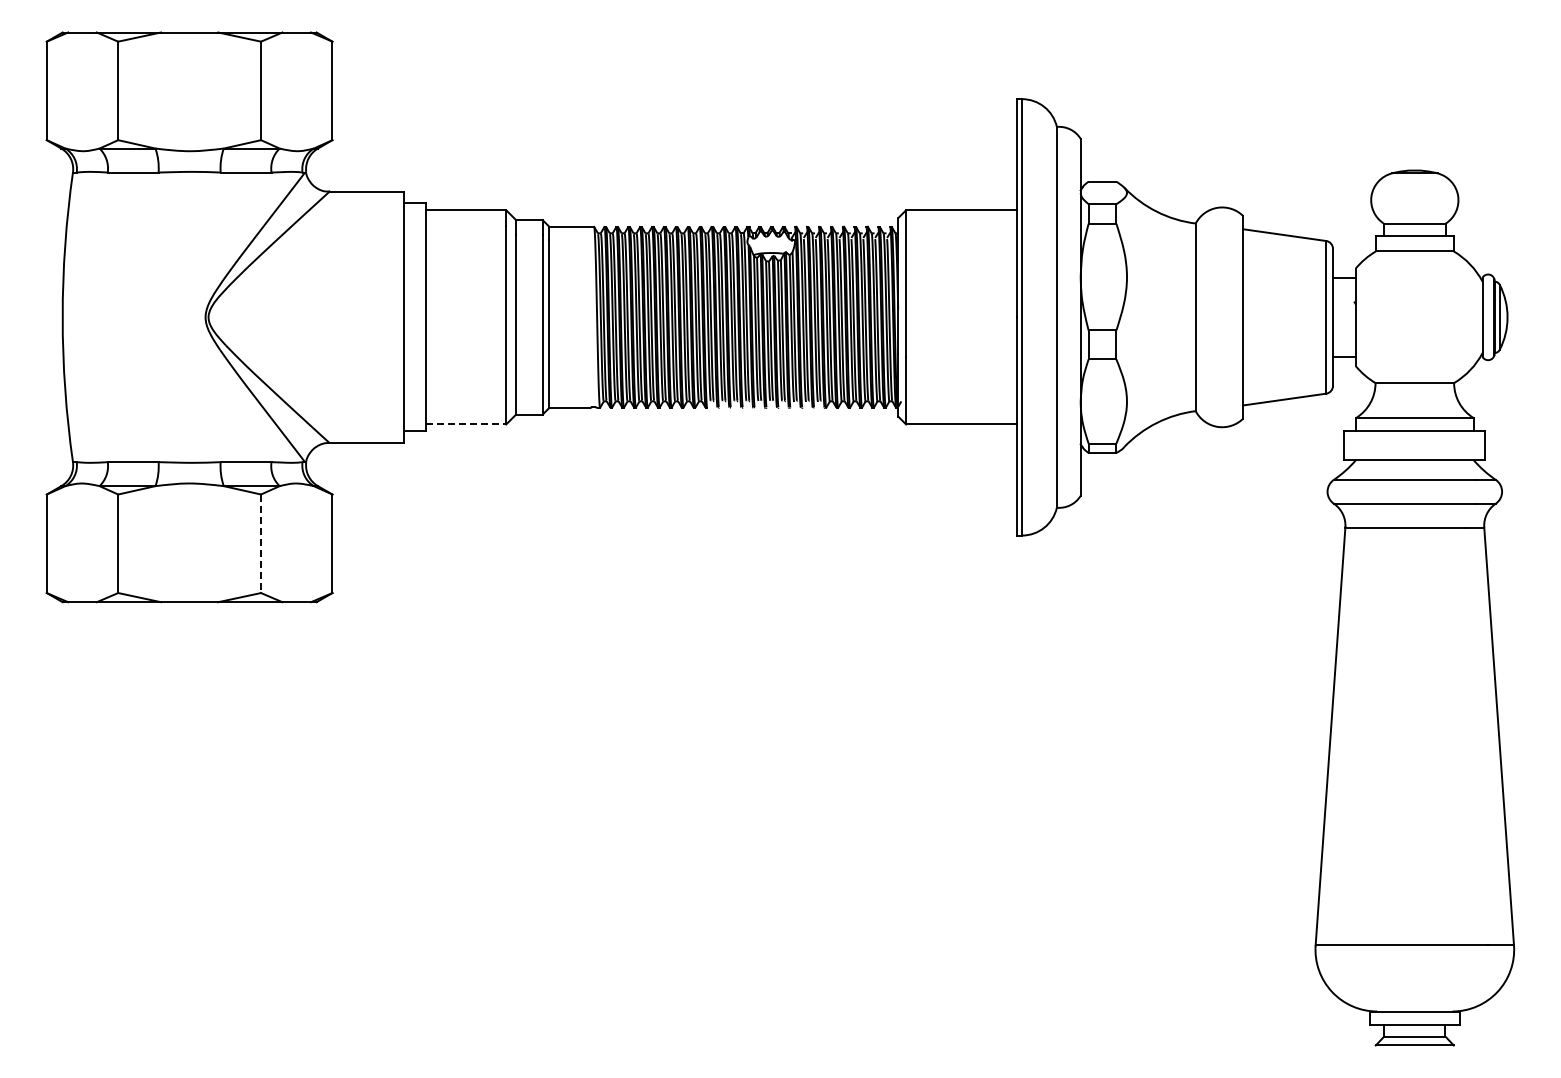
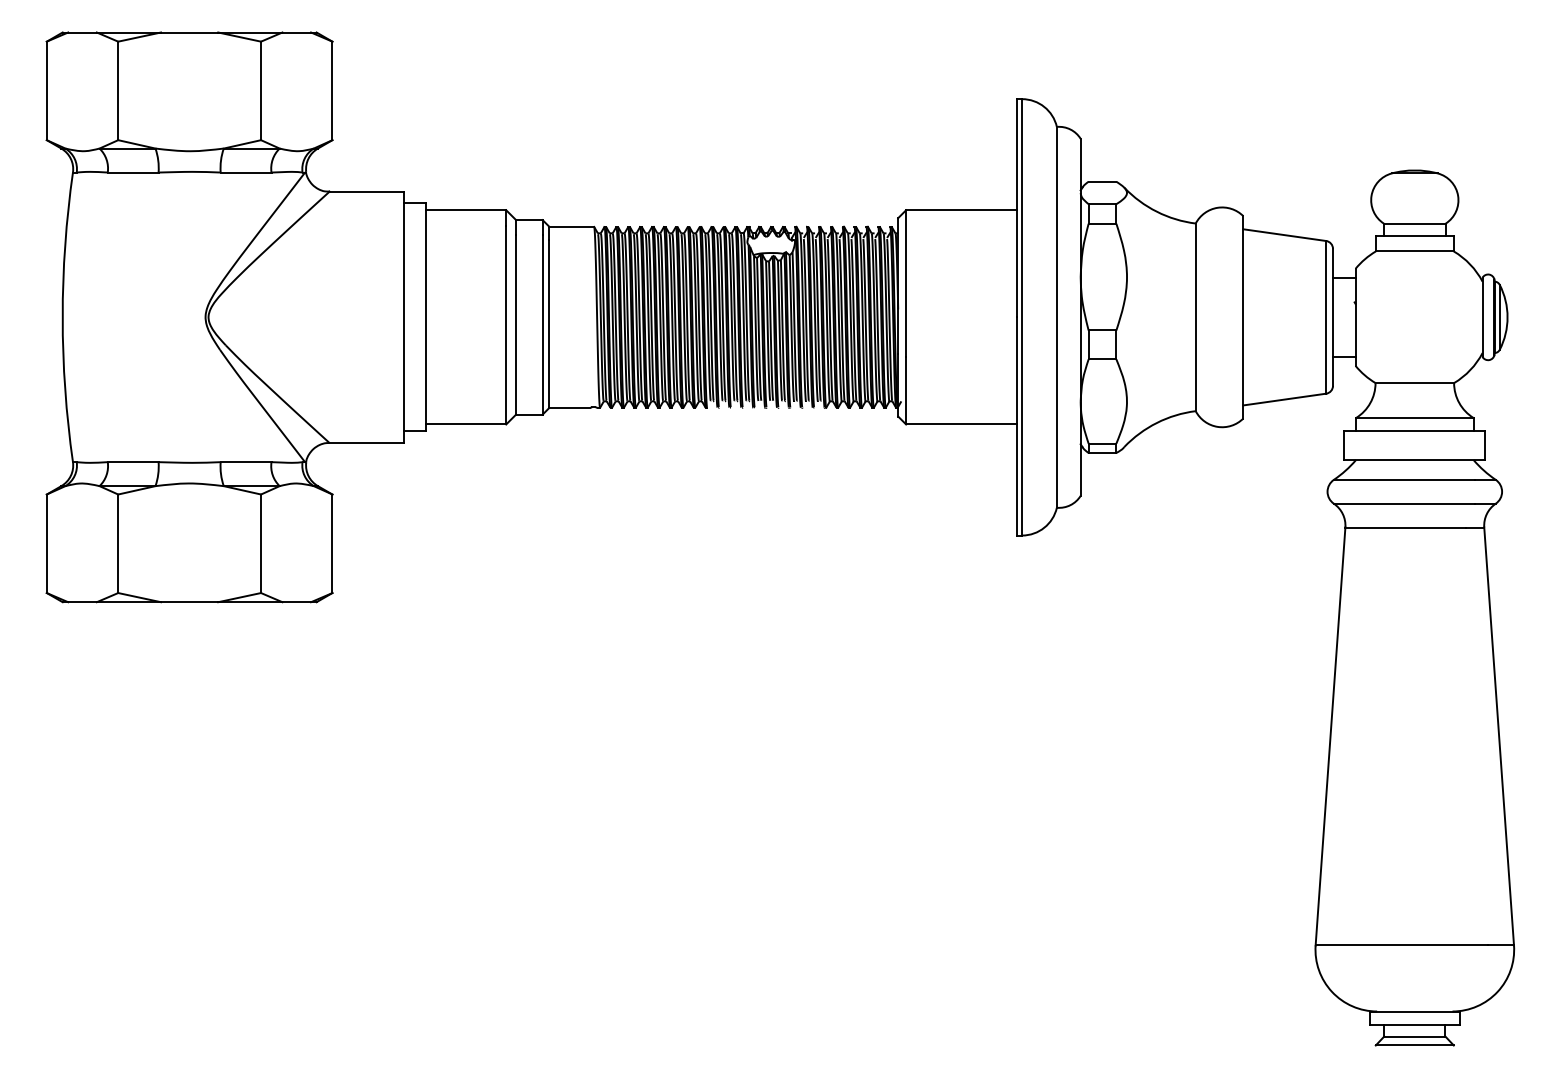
line: dashed -> solid (466, 424)
line: dashed -> solid (261, 544)
